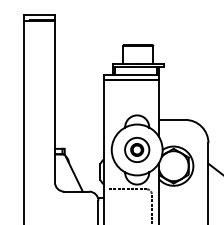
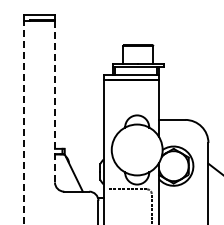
line: solid -> dashed (54, 102)
line: solid -> dashed (24, 122)
part: present -> none (137, 149)
